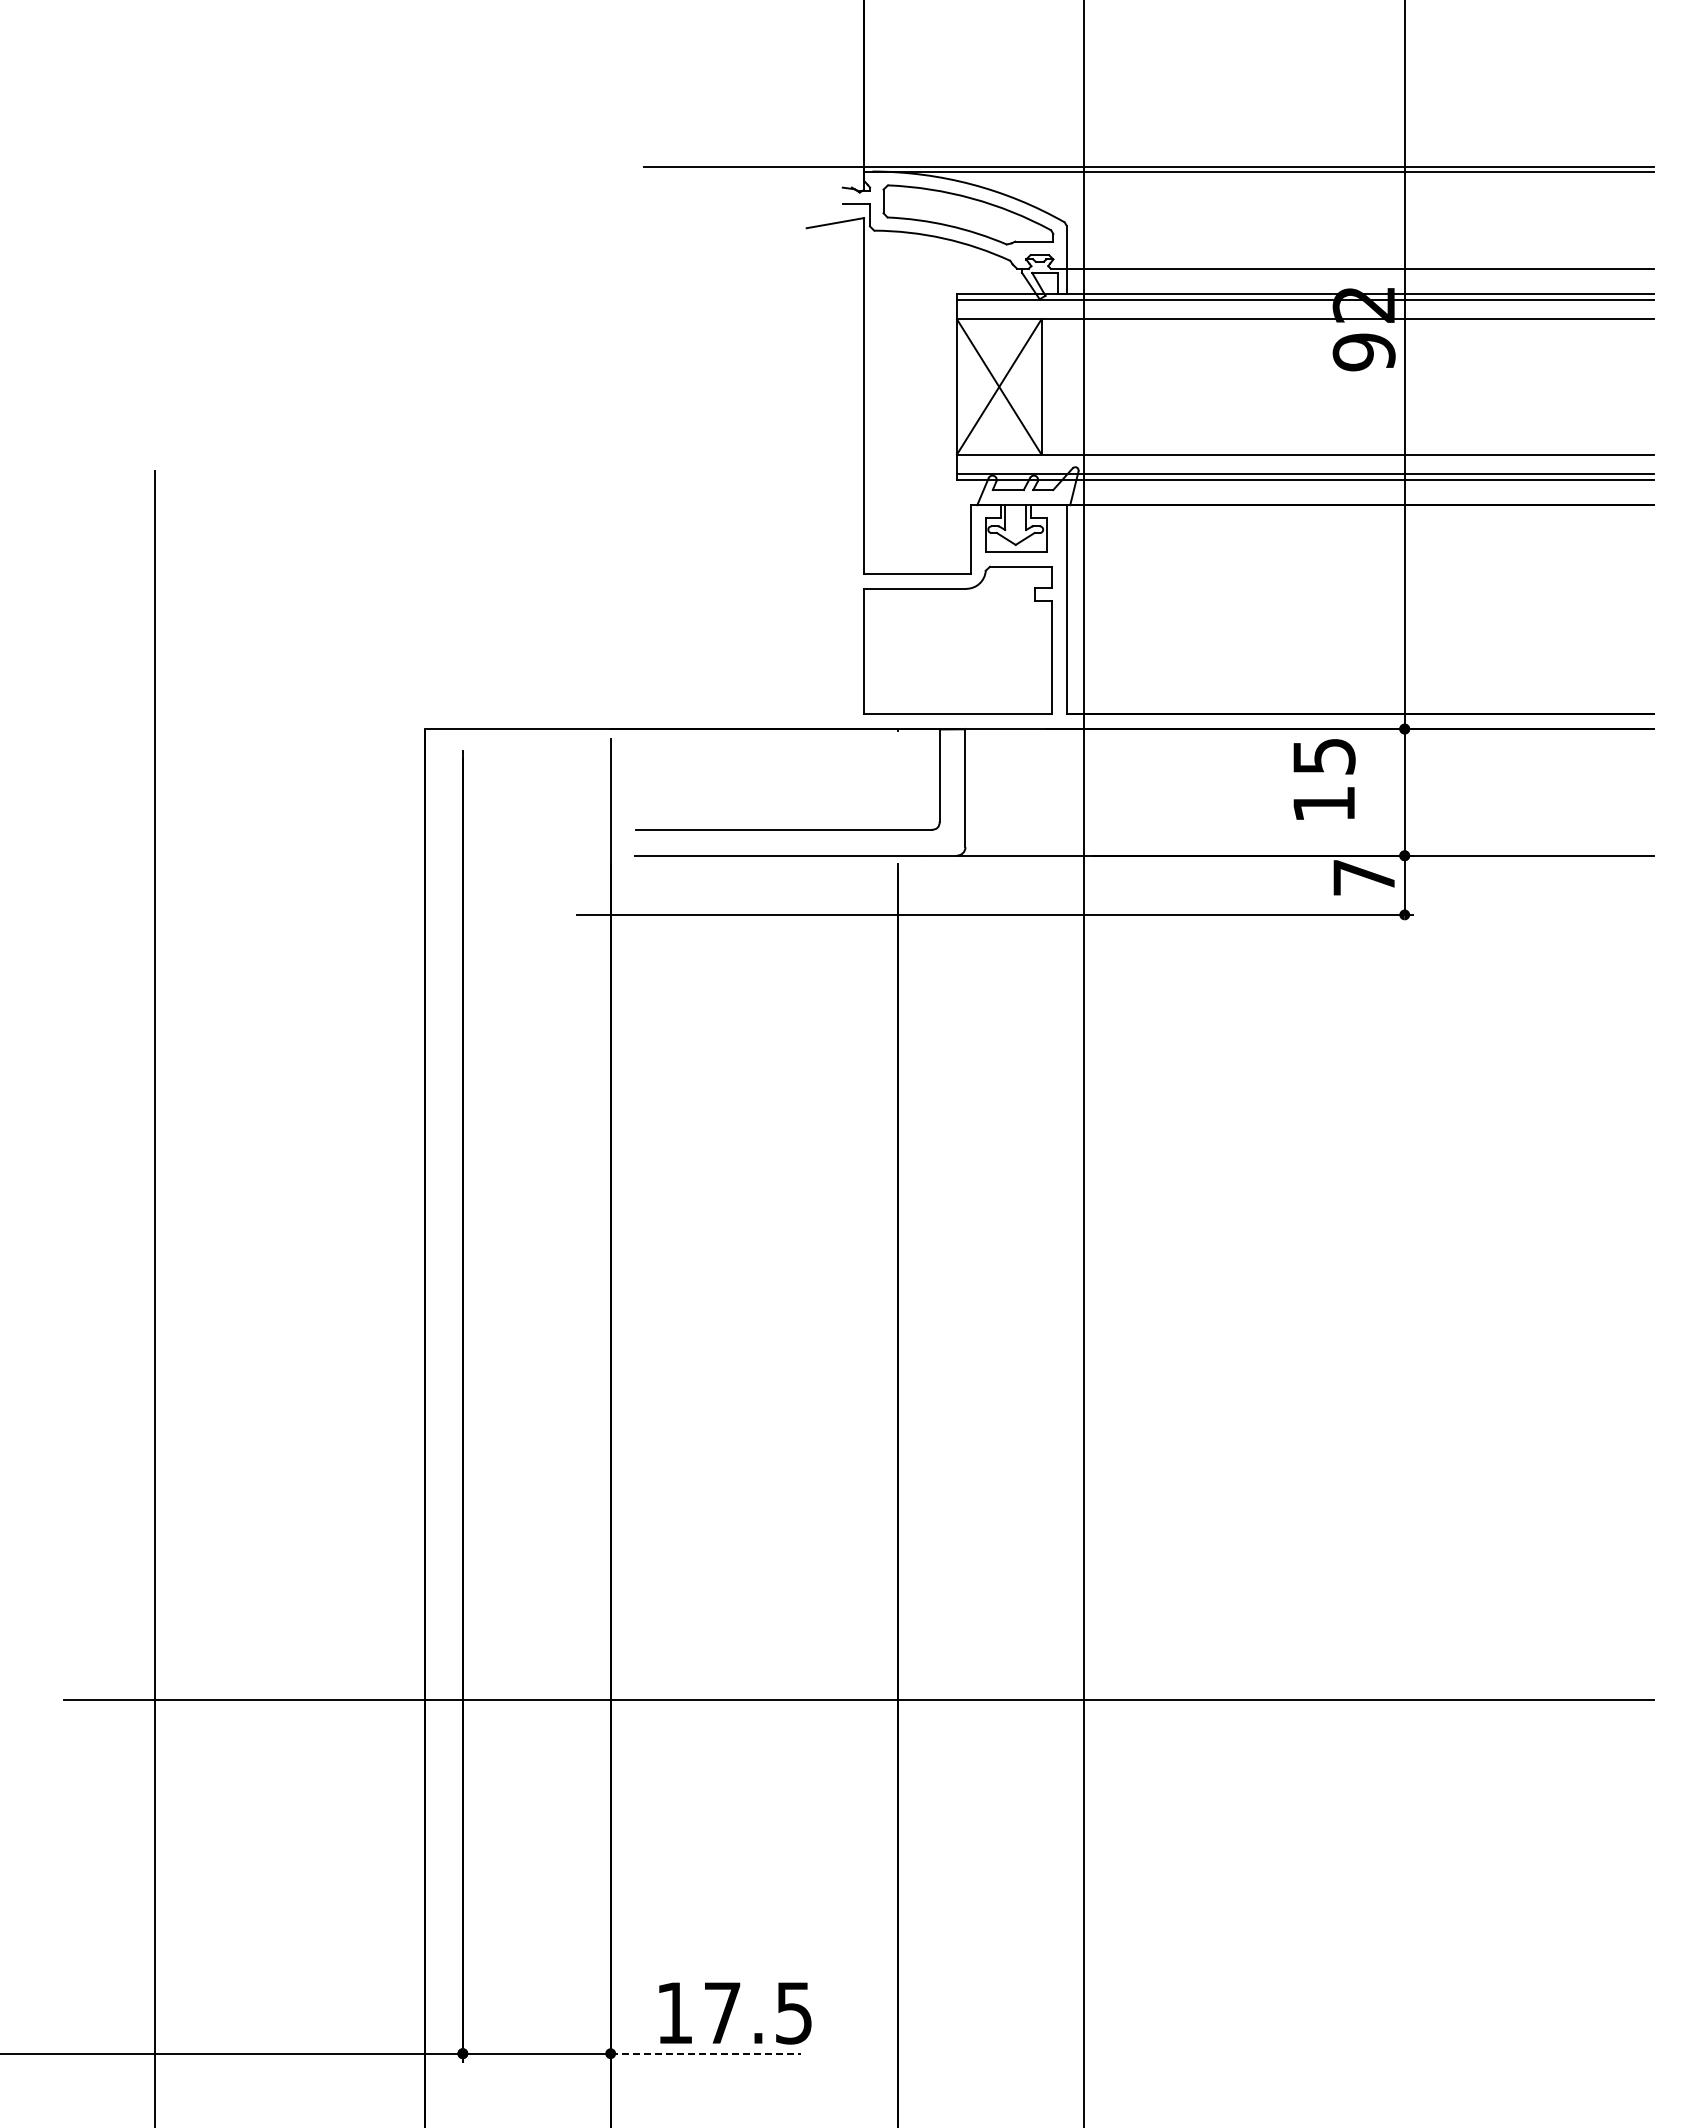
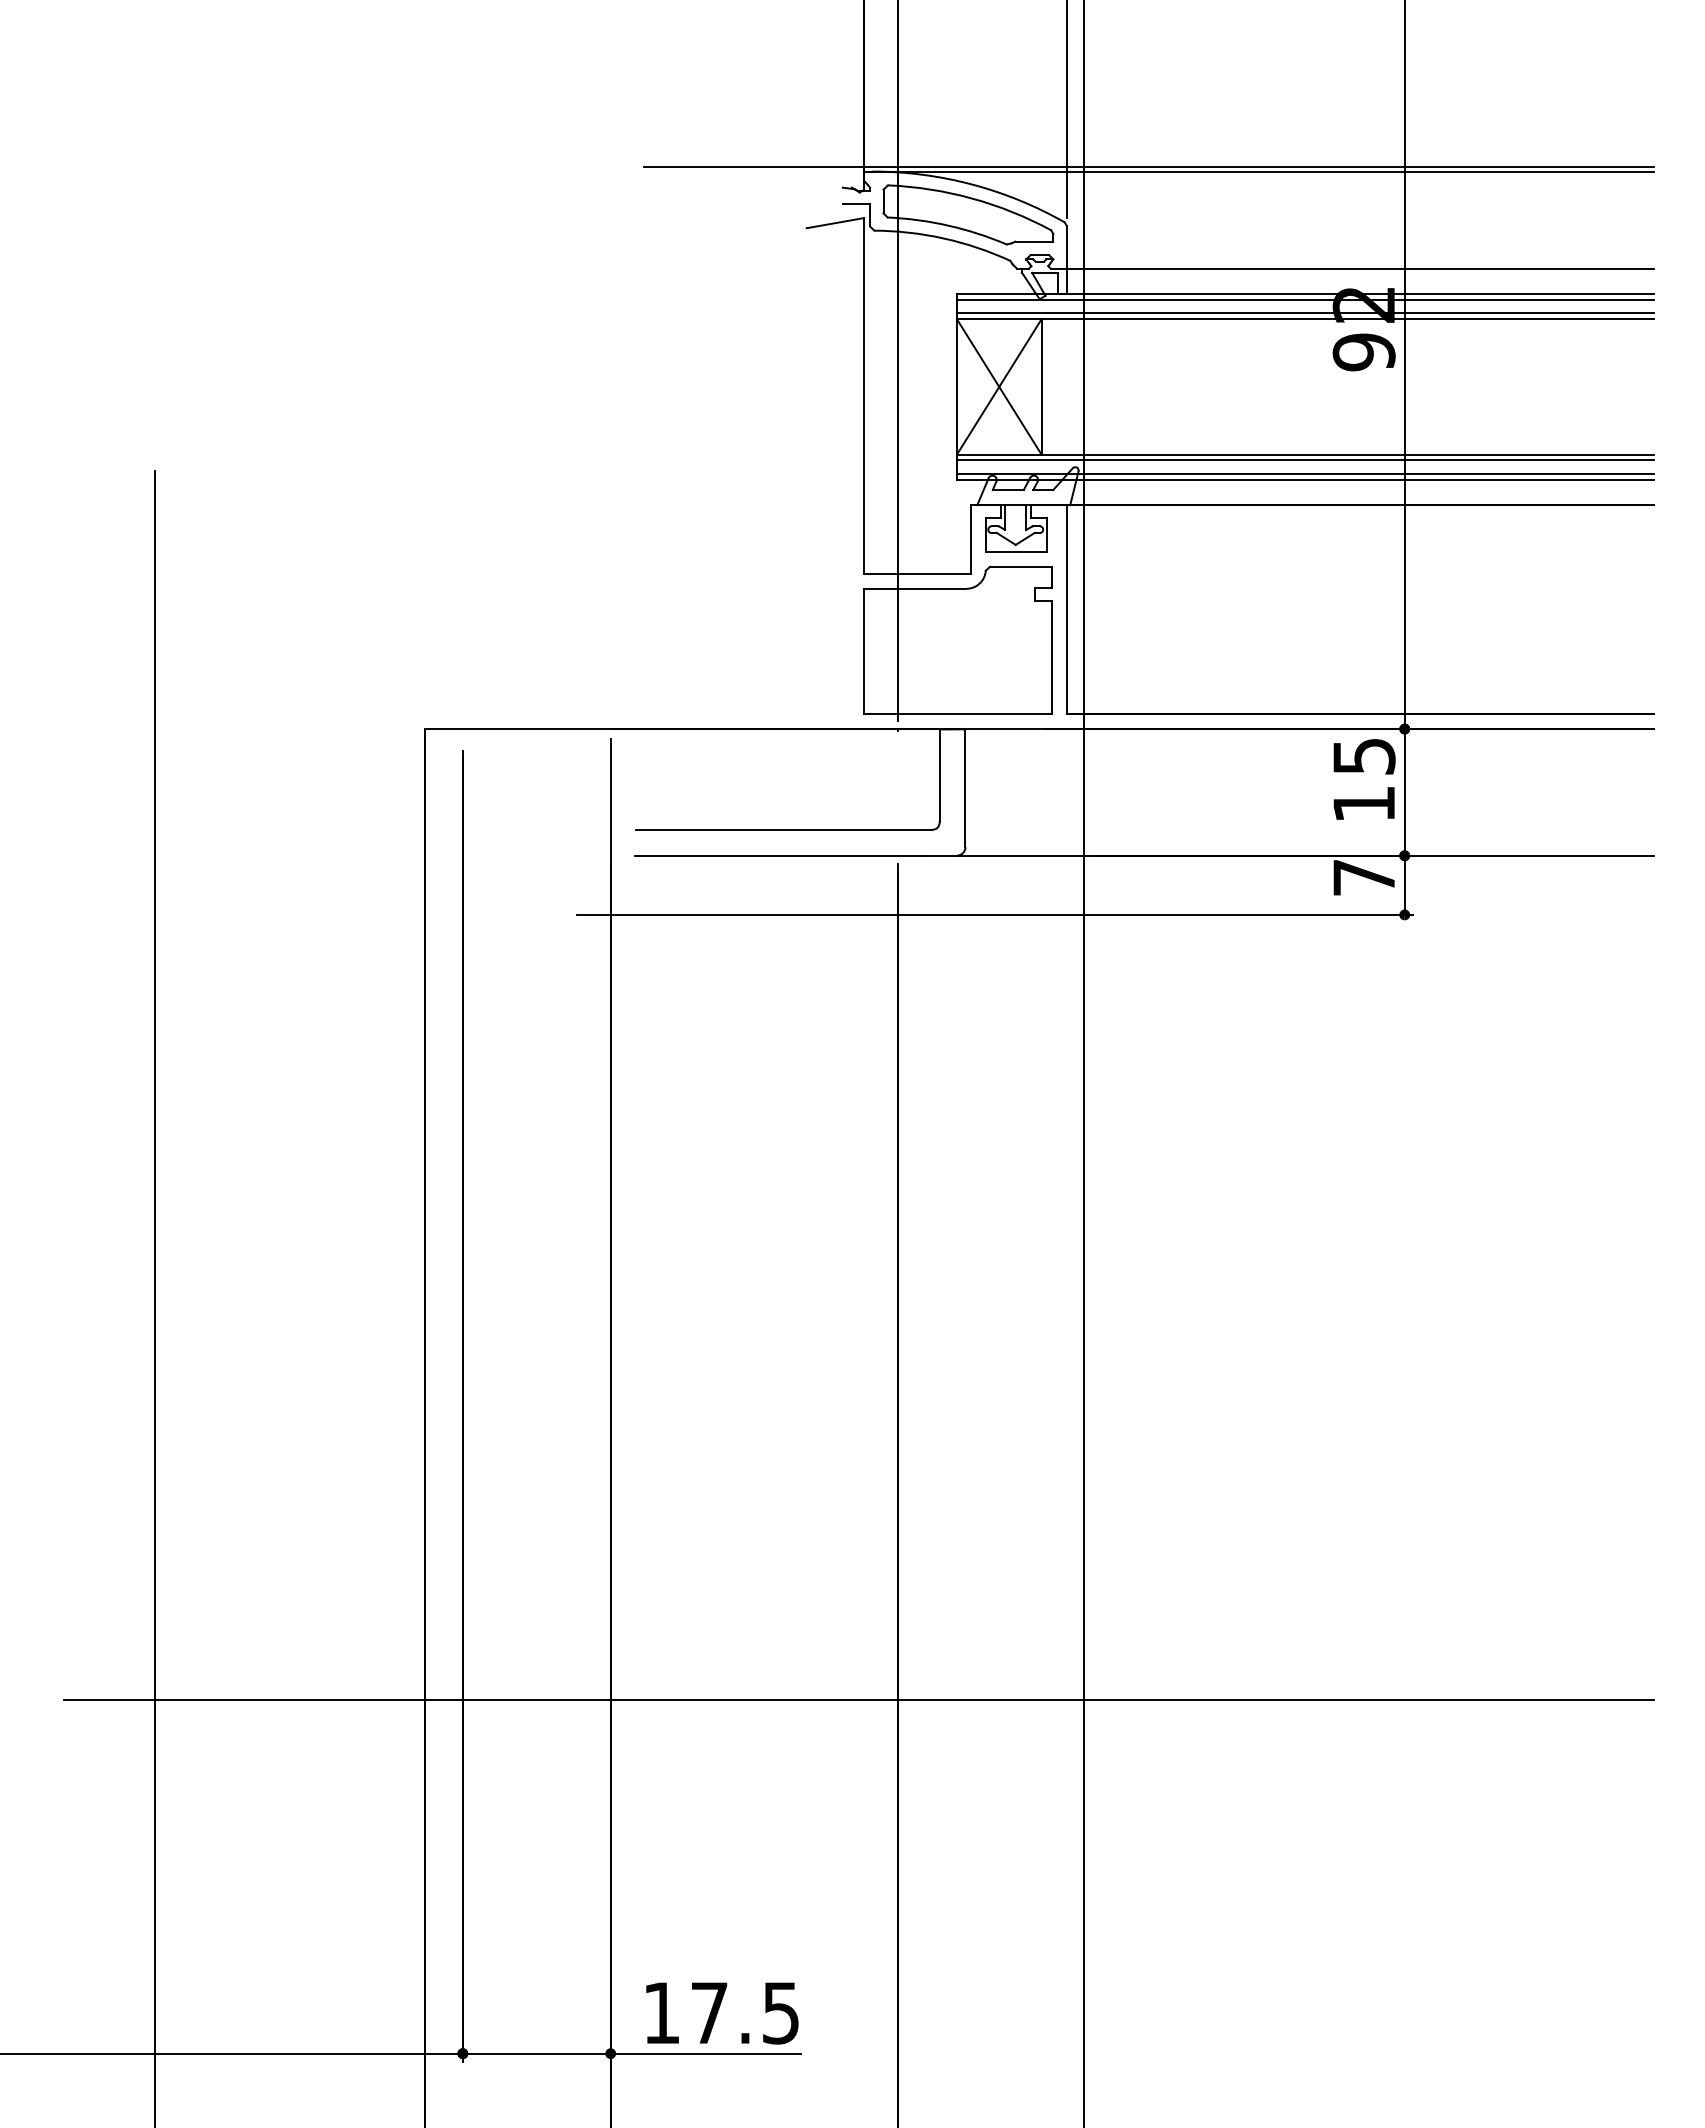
line: none -> present (1066, 109)
line: none -> present (1305, 313)
line: none -> present (897, 361)
line: none -> present (1305, 460)
text position: (1324, 779) -> (1364, 779) (1364, 779)
text position: (735, 2013) -> (722, 2013) (722, 2013)
line: dashed -> solid (705, 2053)
